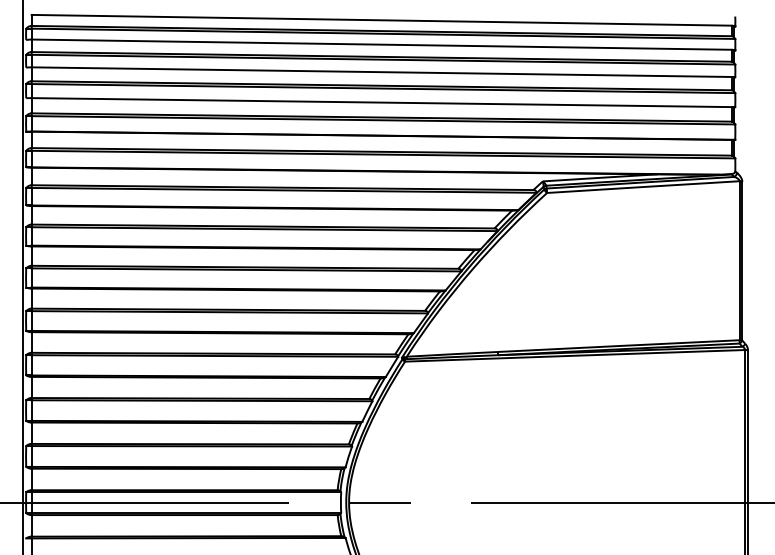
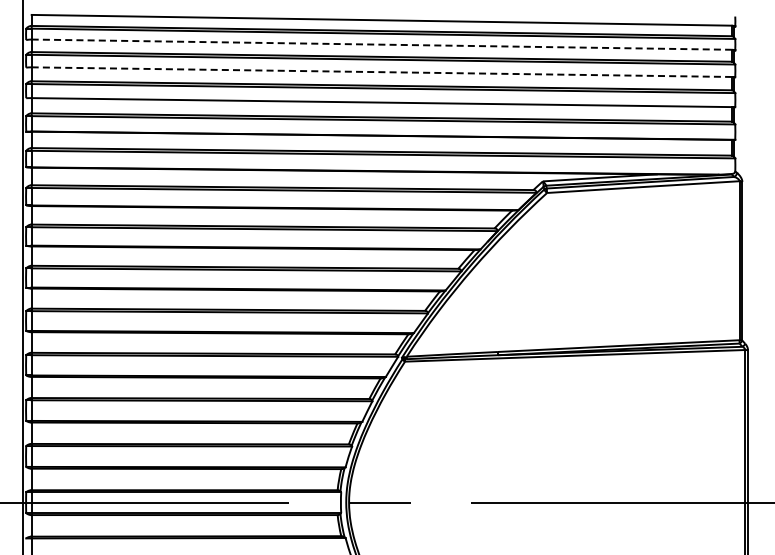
line: solid -> dashed (381, 44)
line: solid -> dashed (381, 72)
